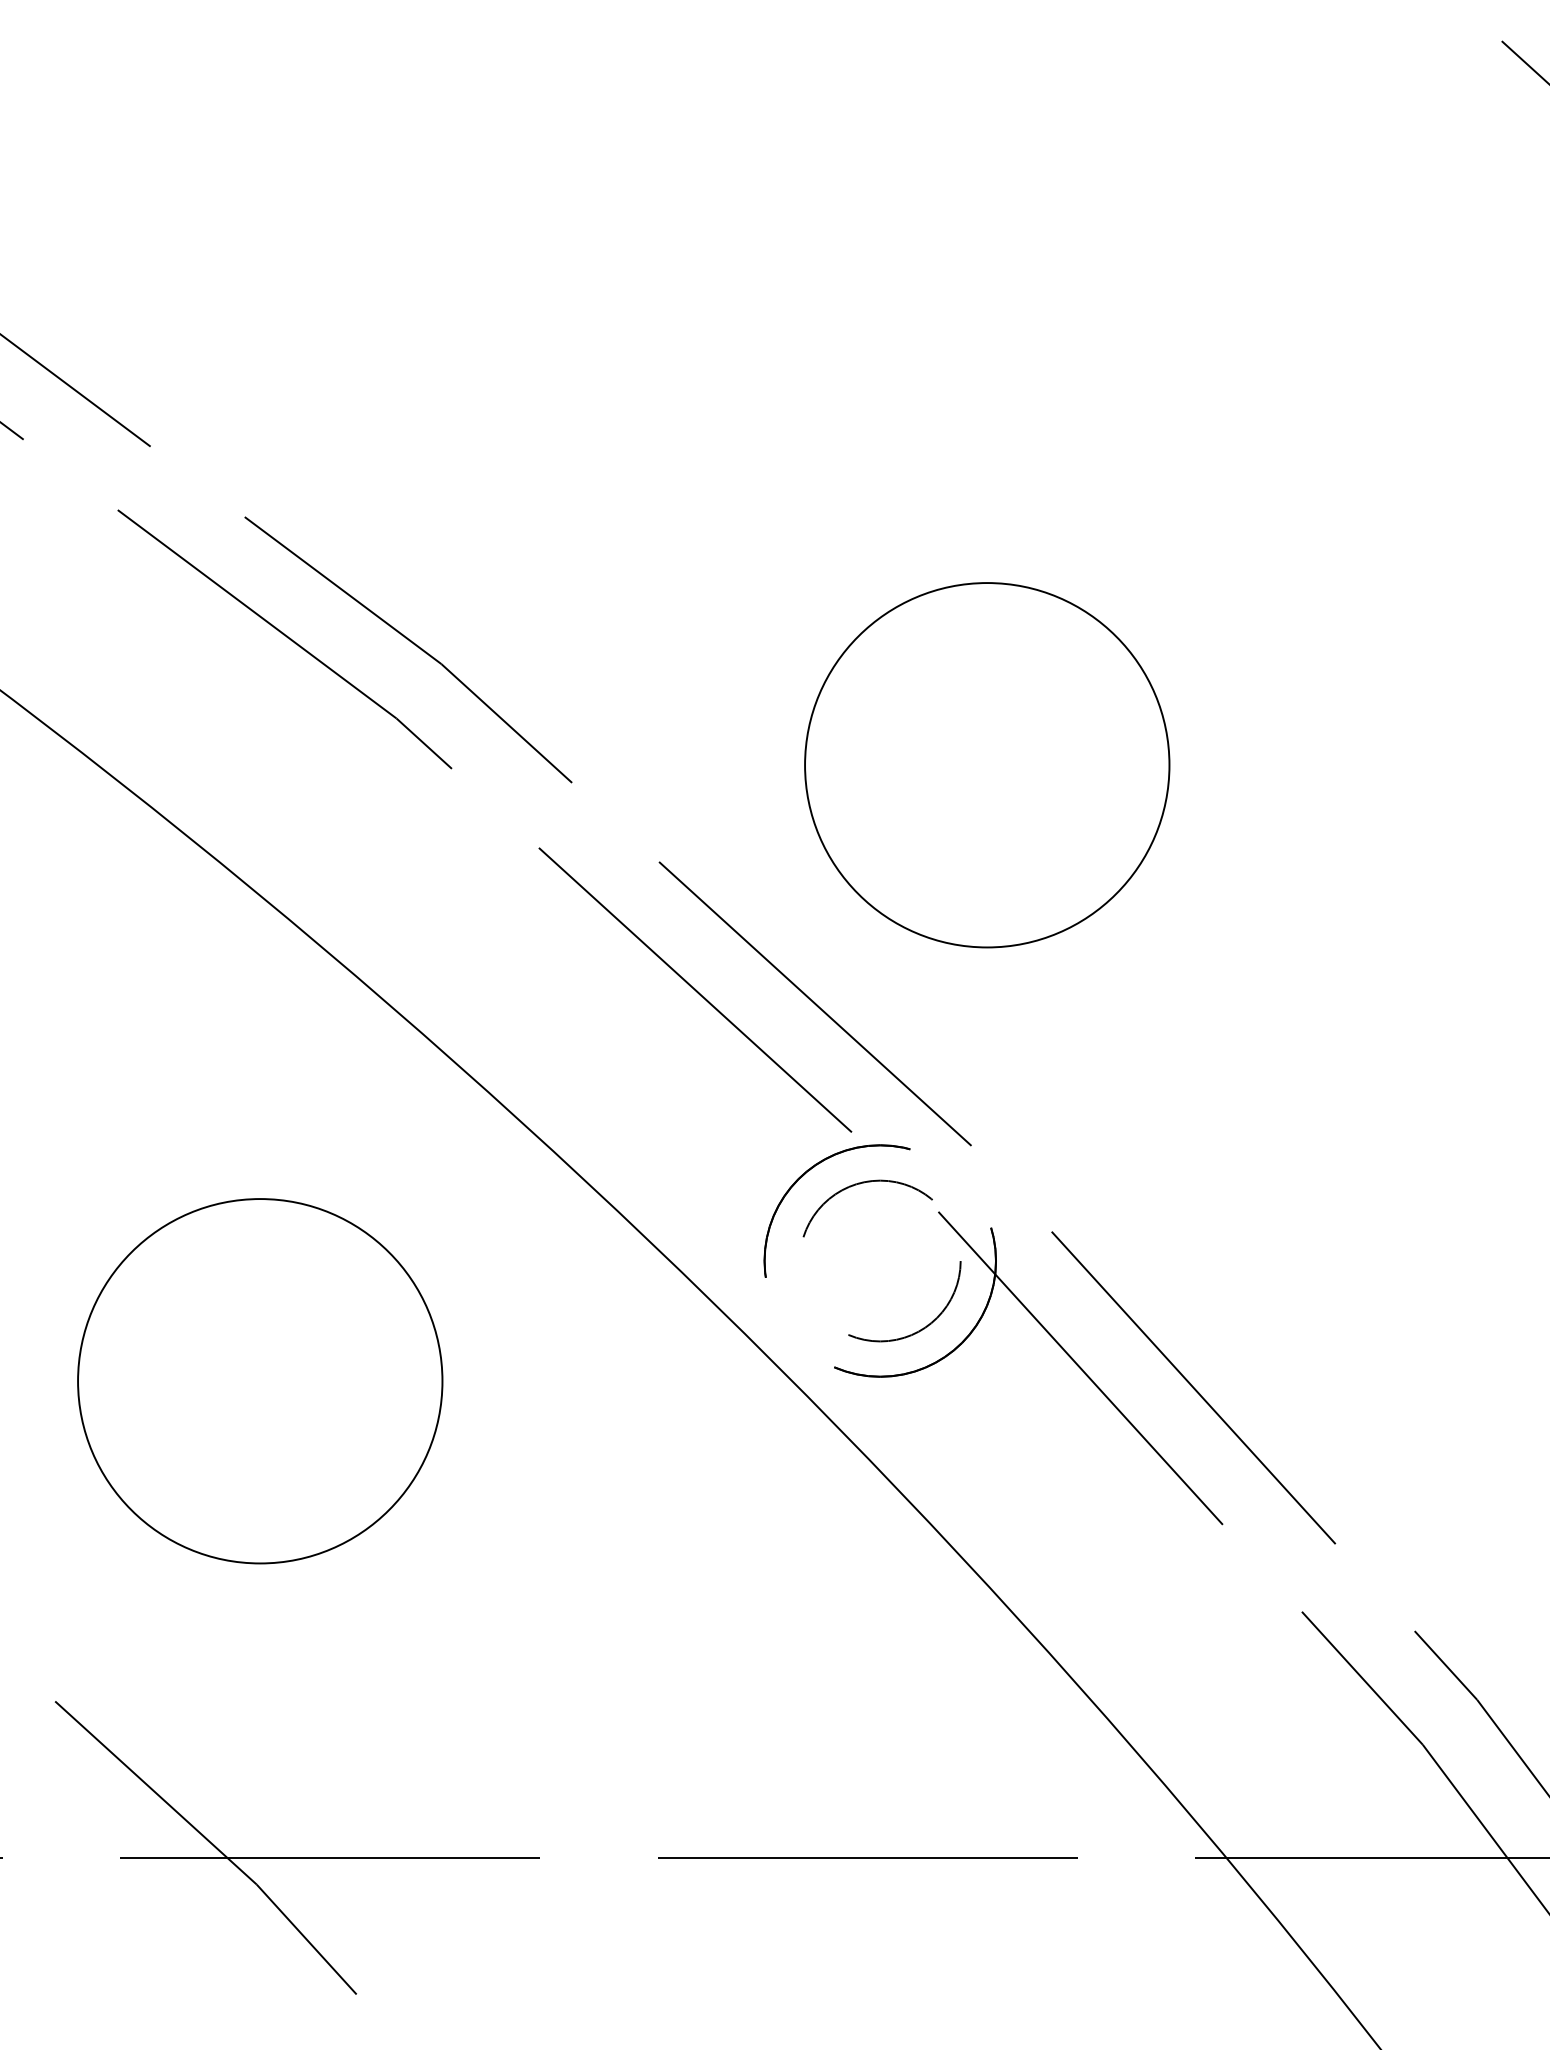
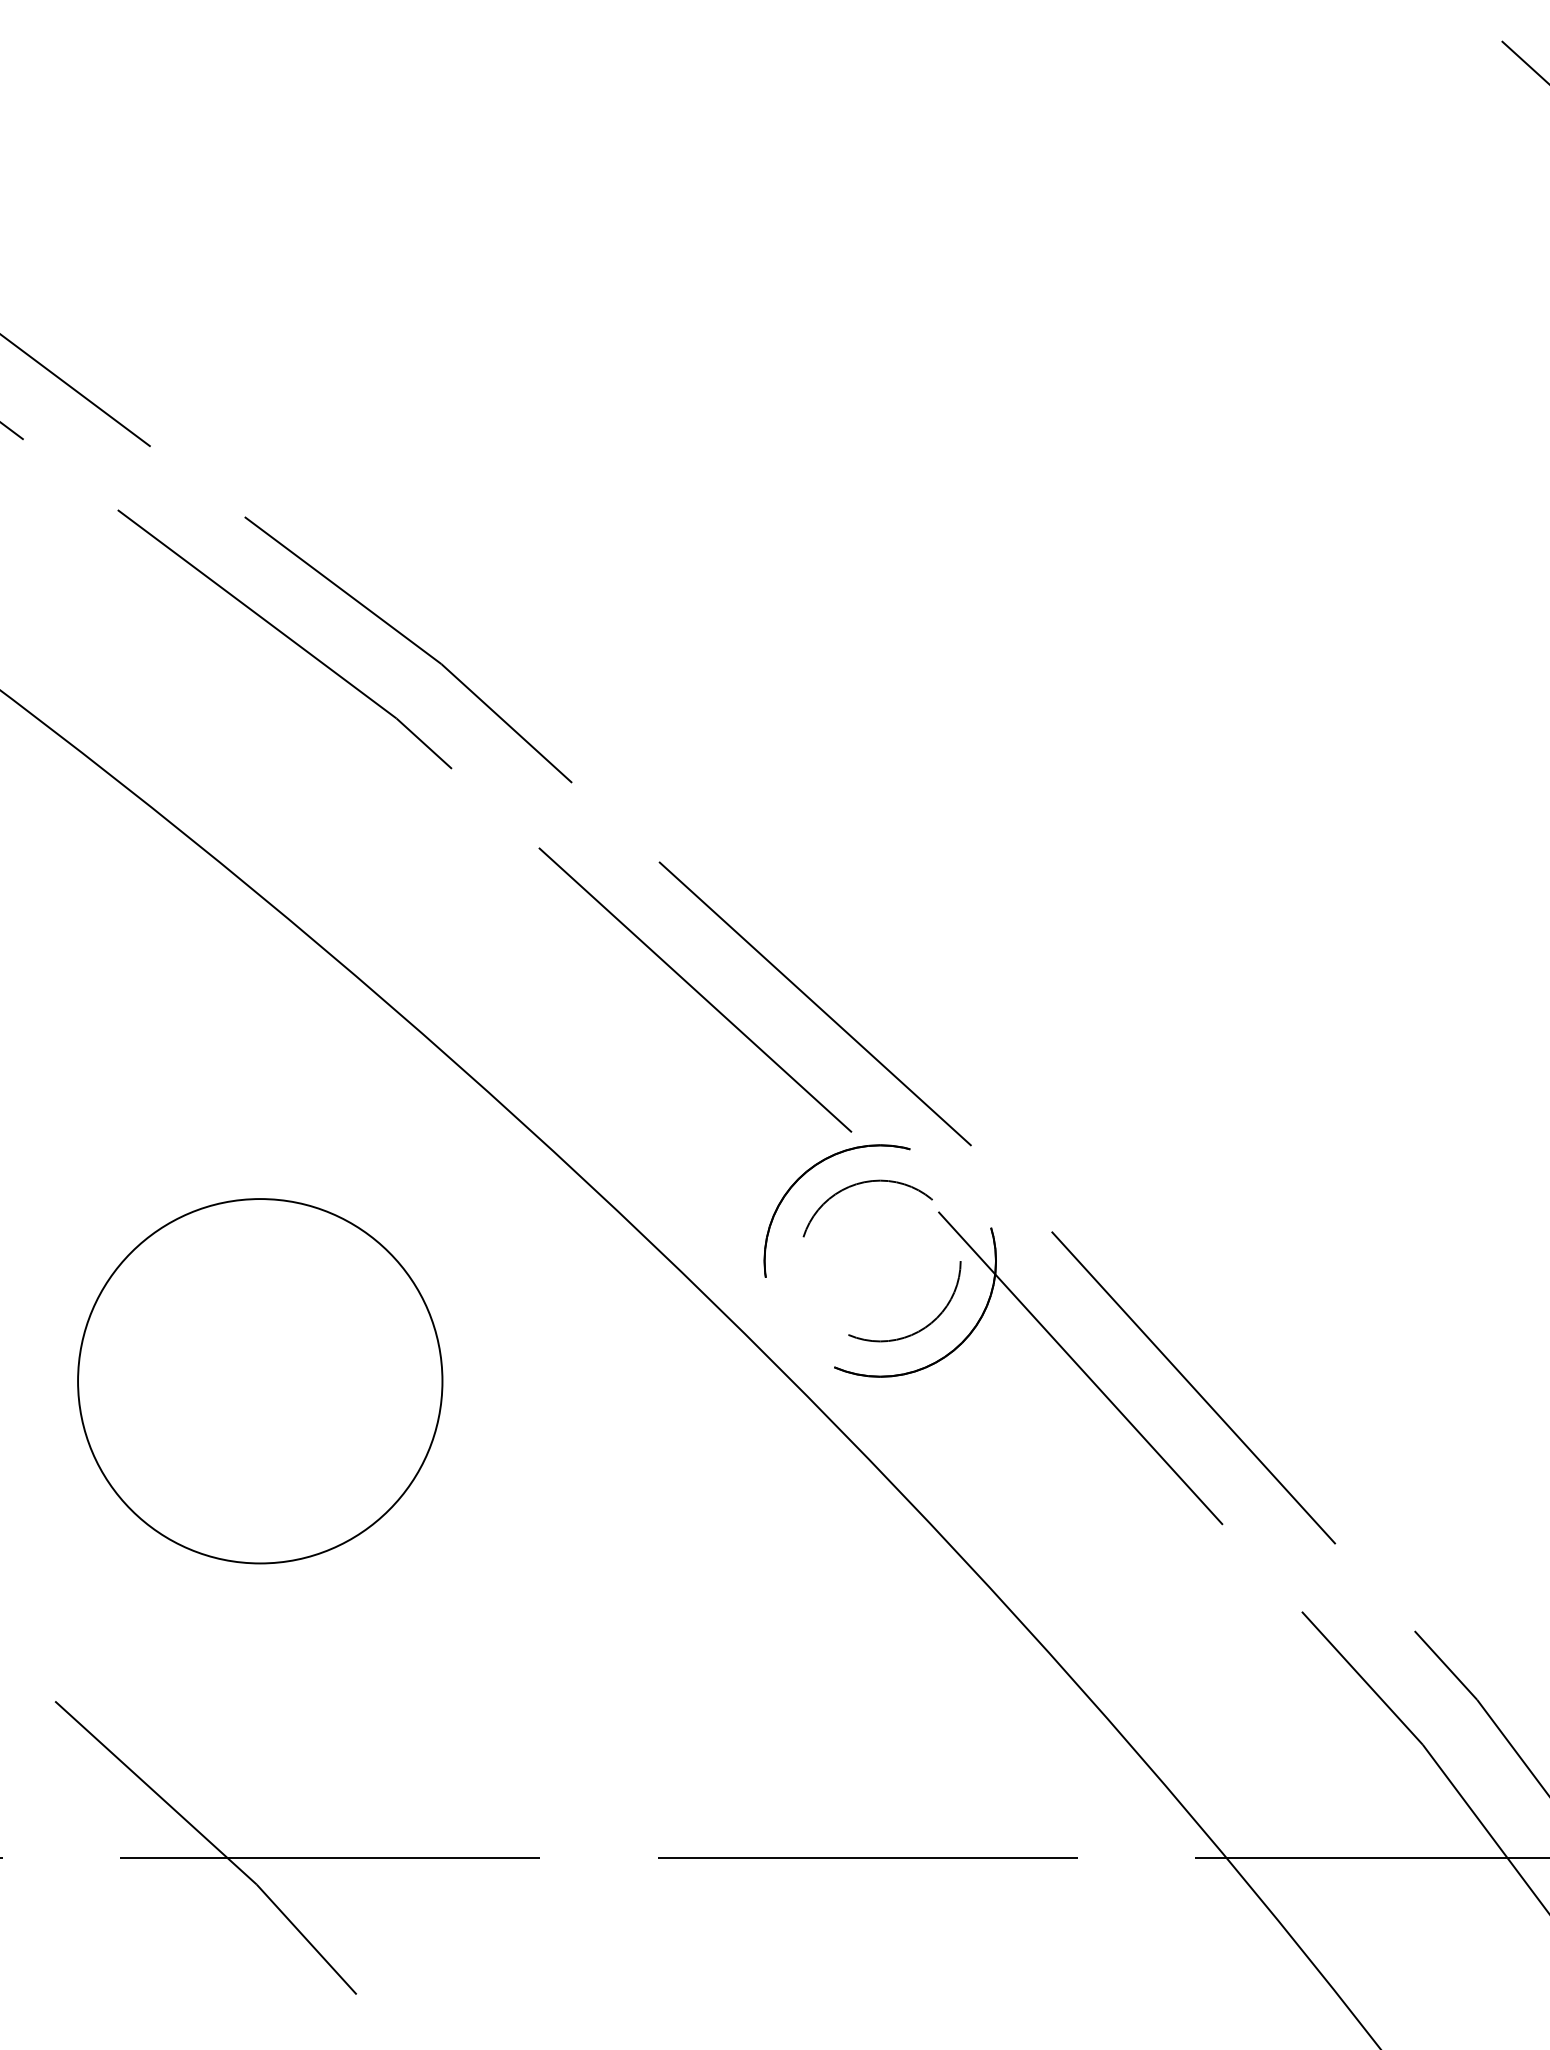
circle: present -> none (987, 765)
